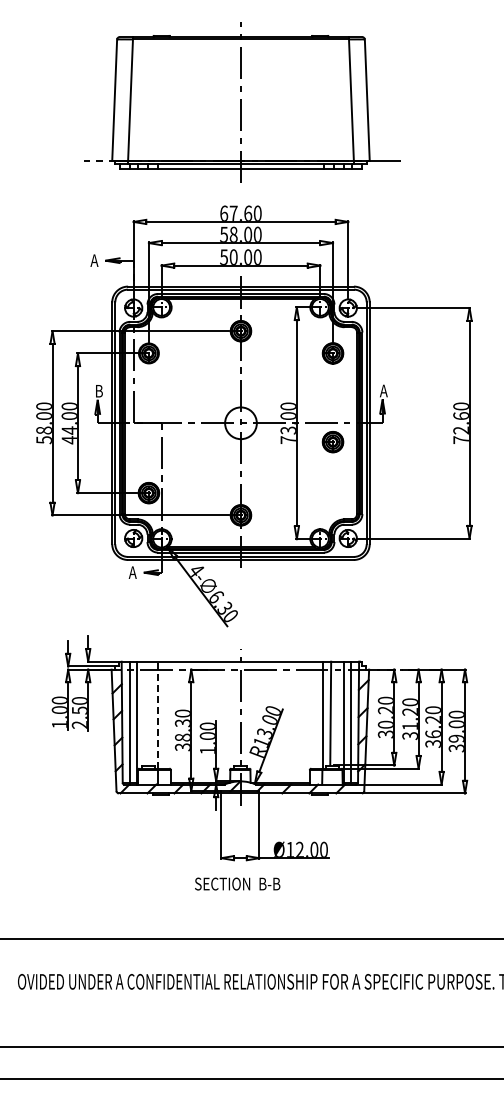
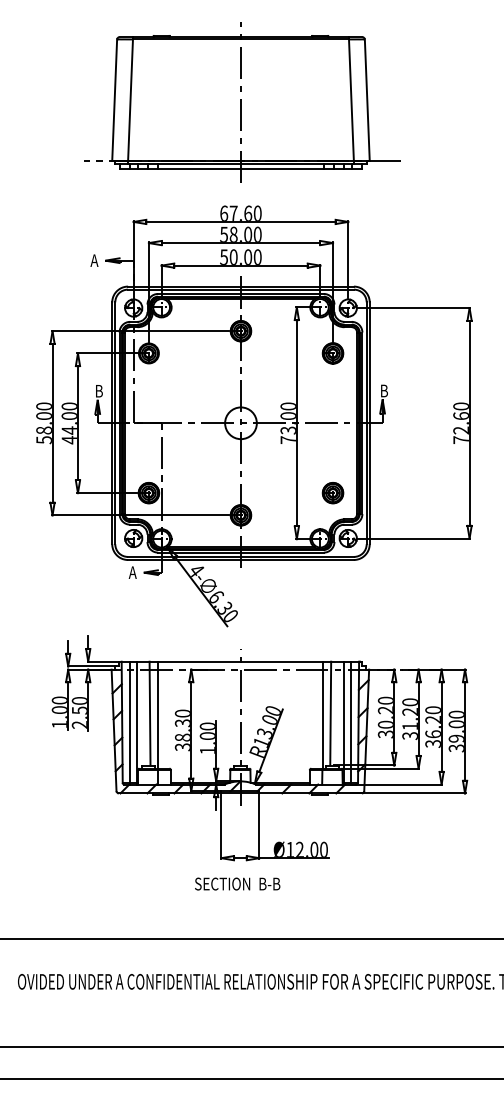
text: A -> B (383, 390)
part position: (332, 442) -> (332, 493) (332, 493)
line: none -> present (149, 713)
line: dashed -> solid (157, 714)
